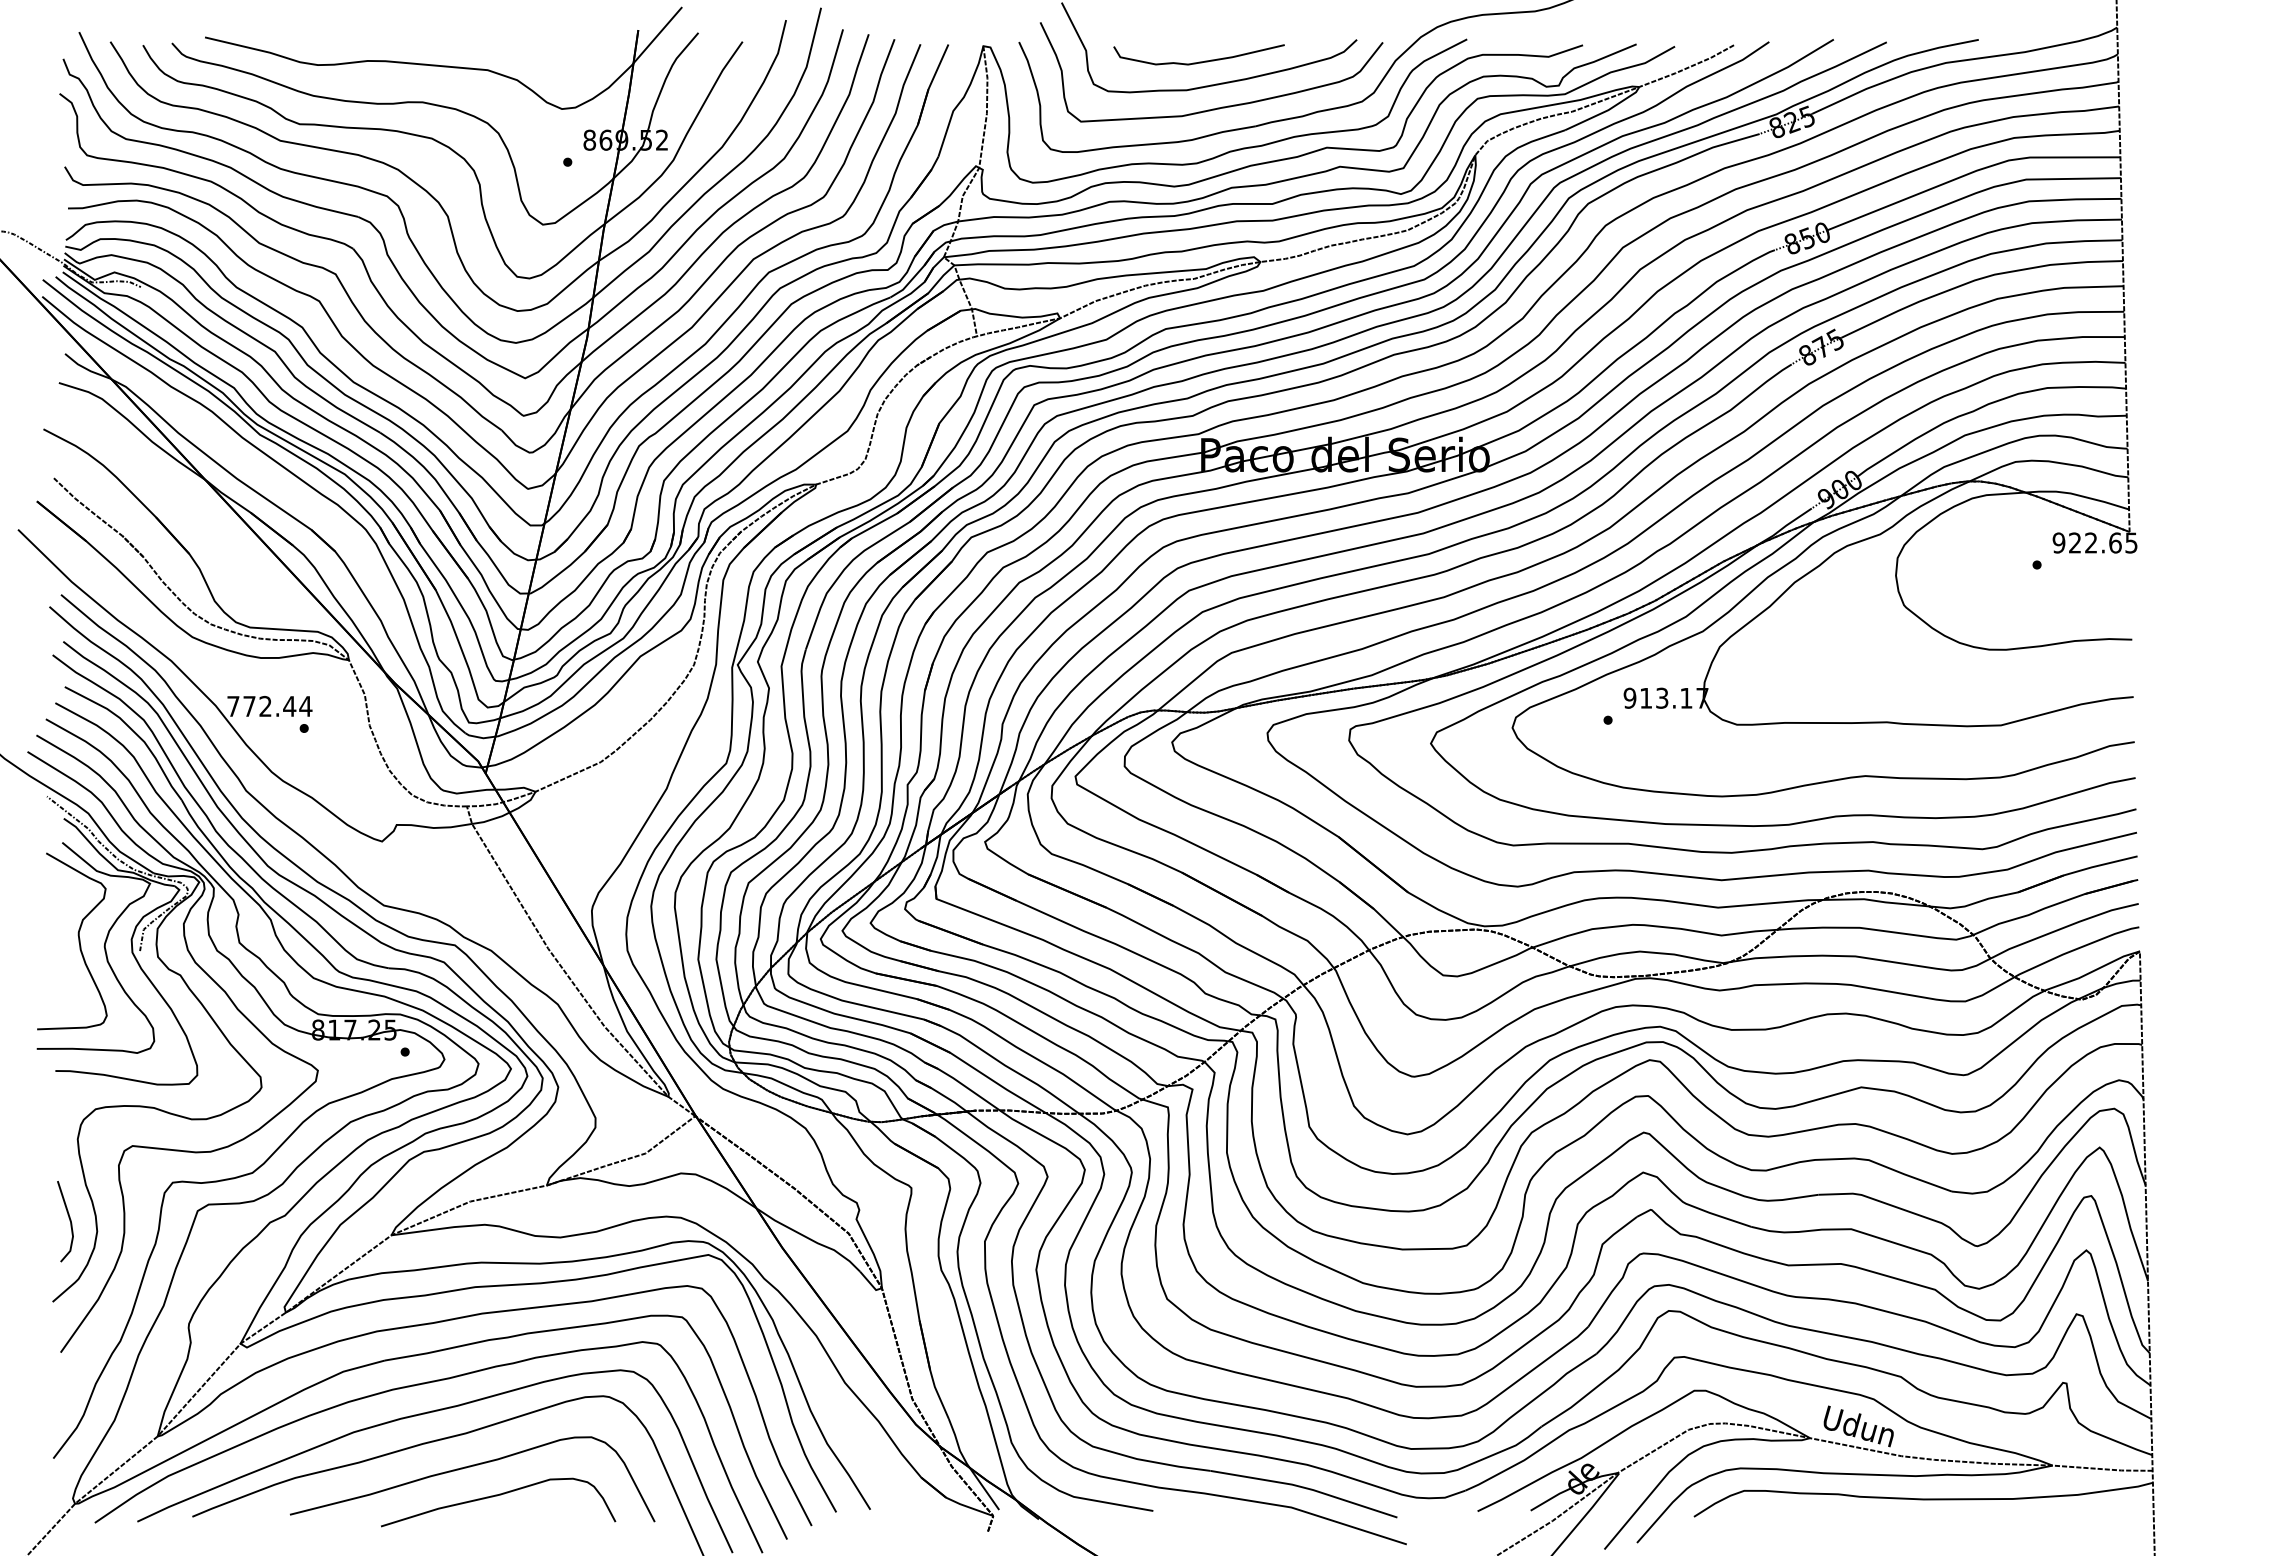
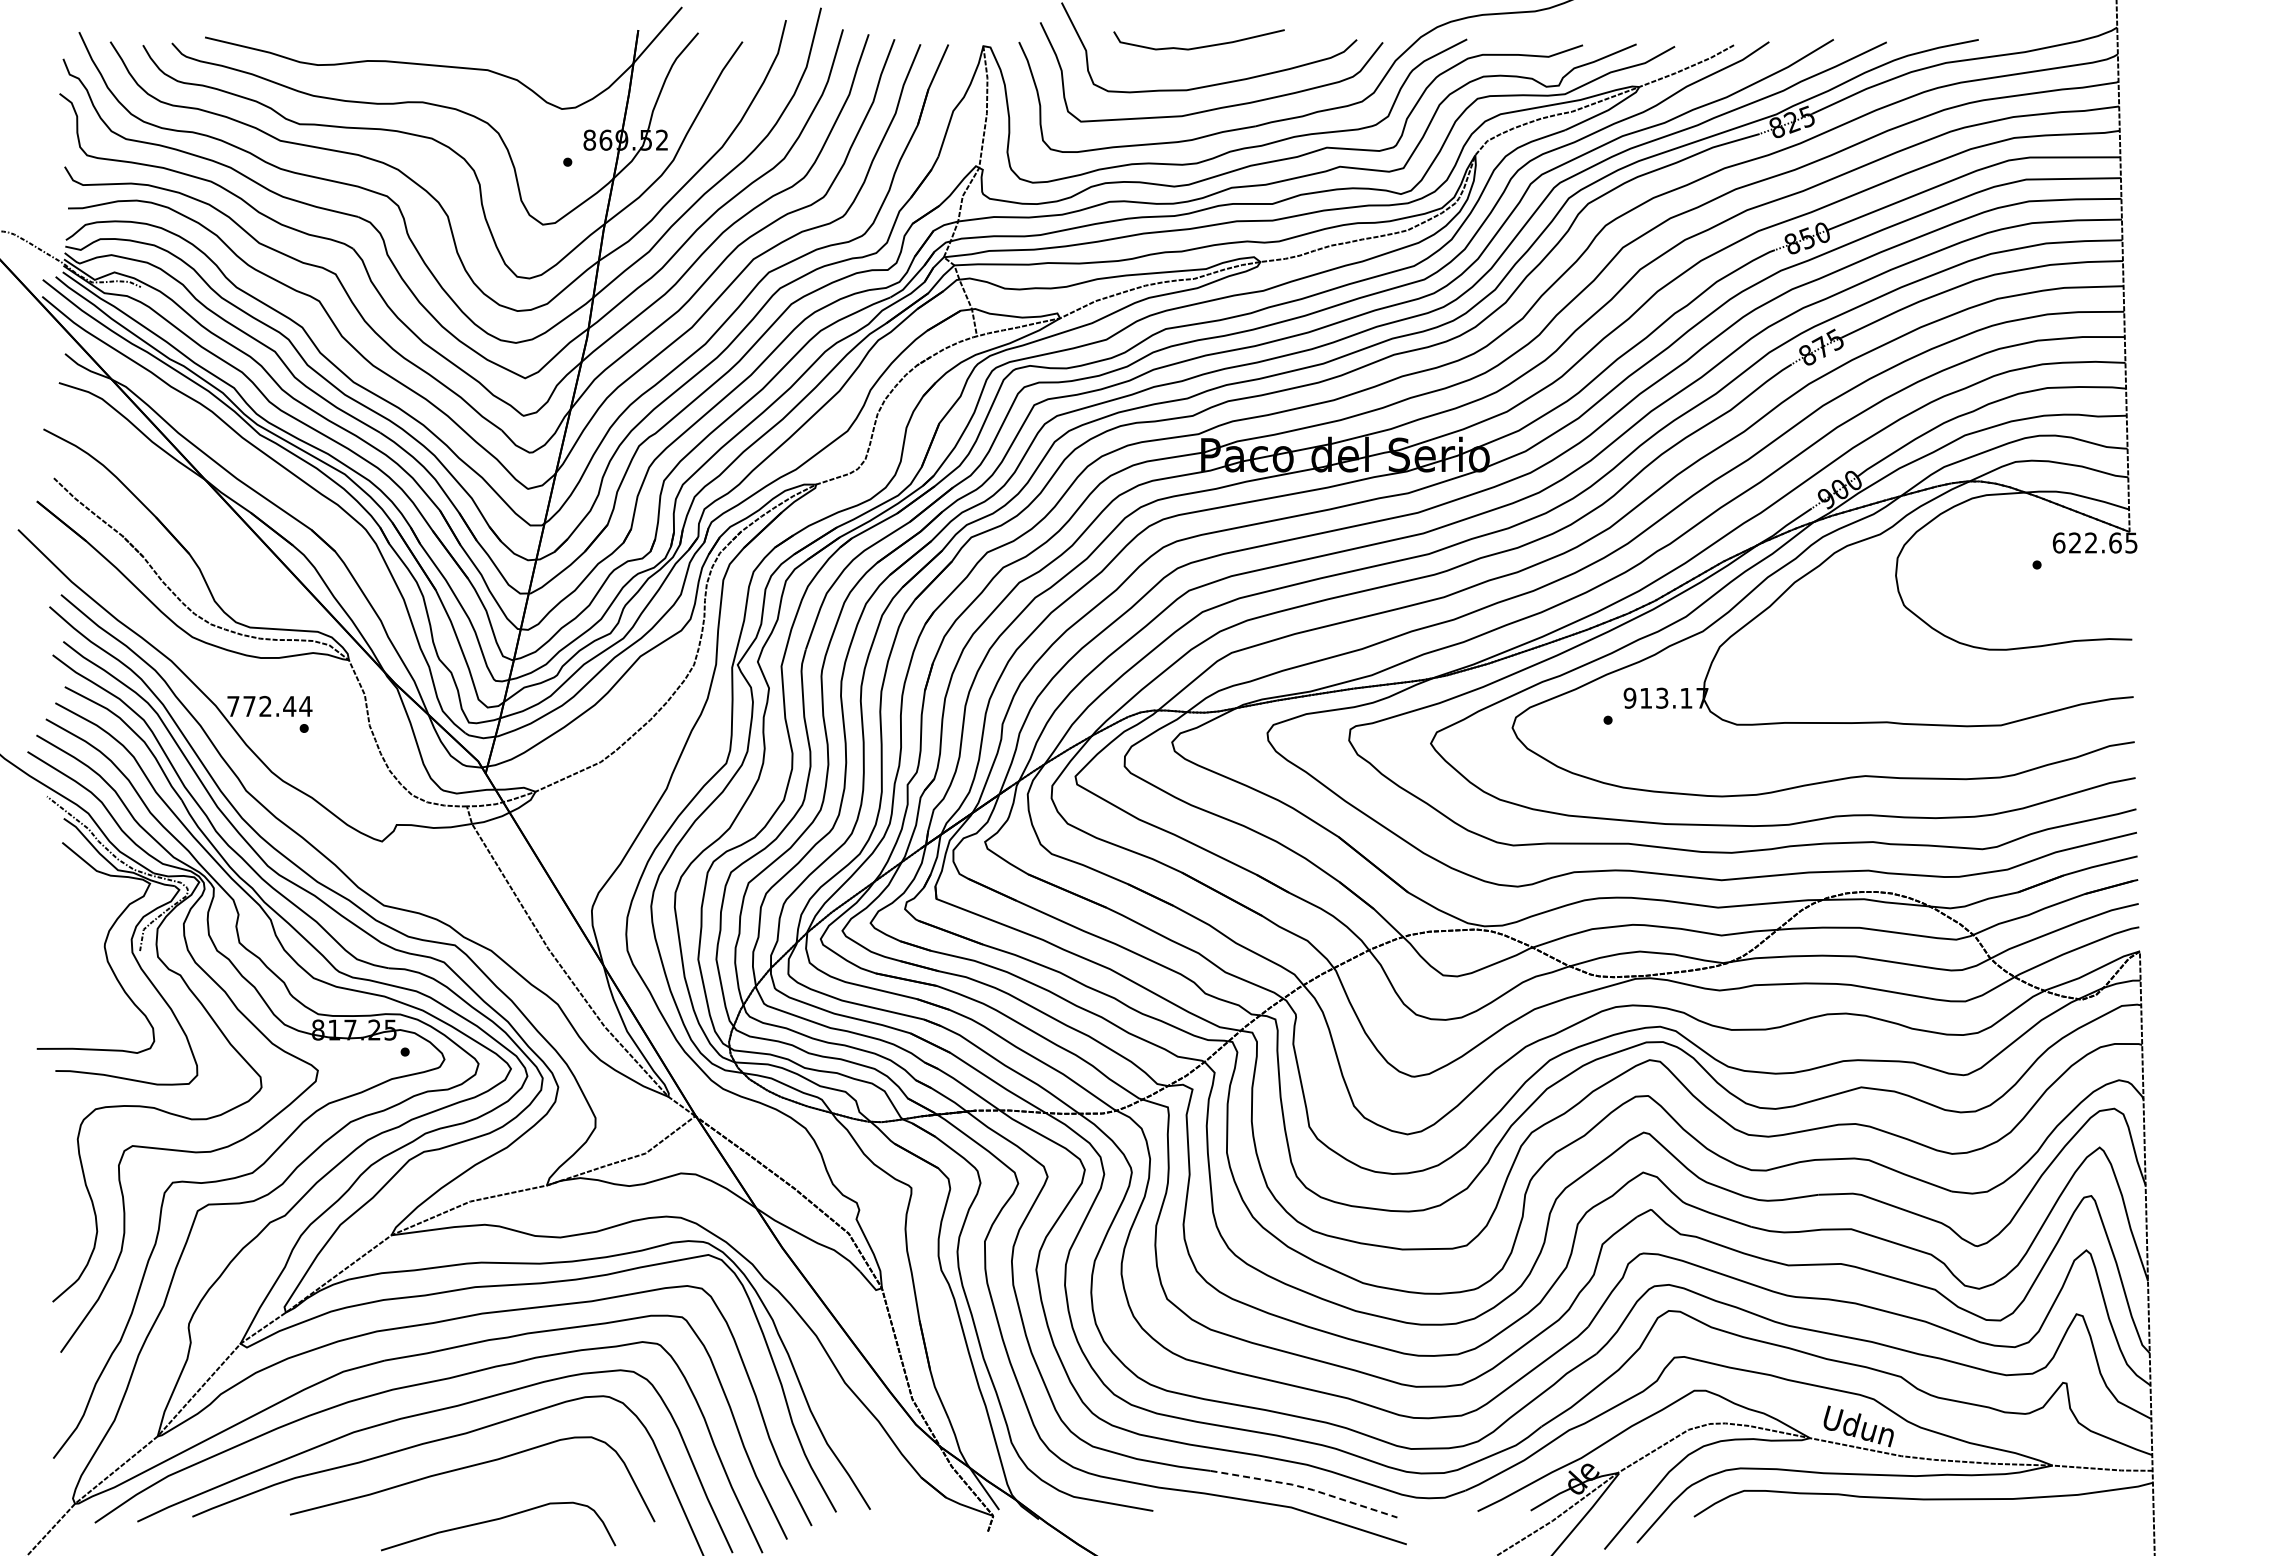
curve position: (1198, 61) -> (1198, 46) (1198, 46)
text: 922.65 -> 622.65 (2058, 542)
curve: present -> none (78, 941)
line: present -> none (69, 1221)
line: solid -> dashed (1305, 1488)
curve position: (497, 1496) -> (497, 1520) (497, 1520)
